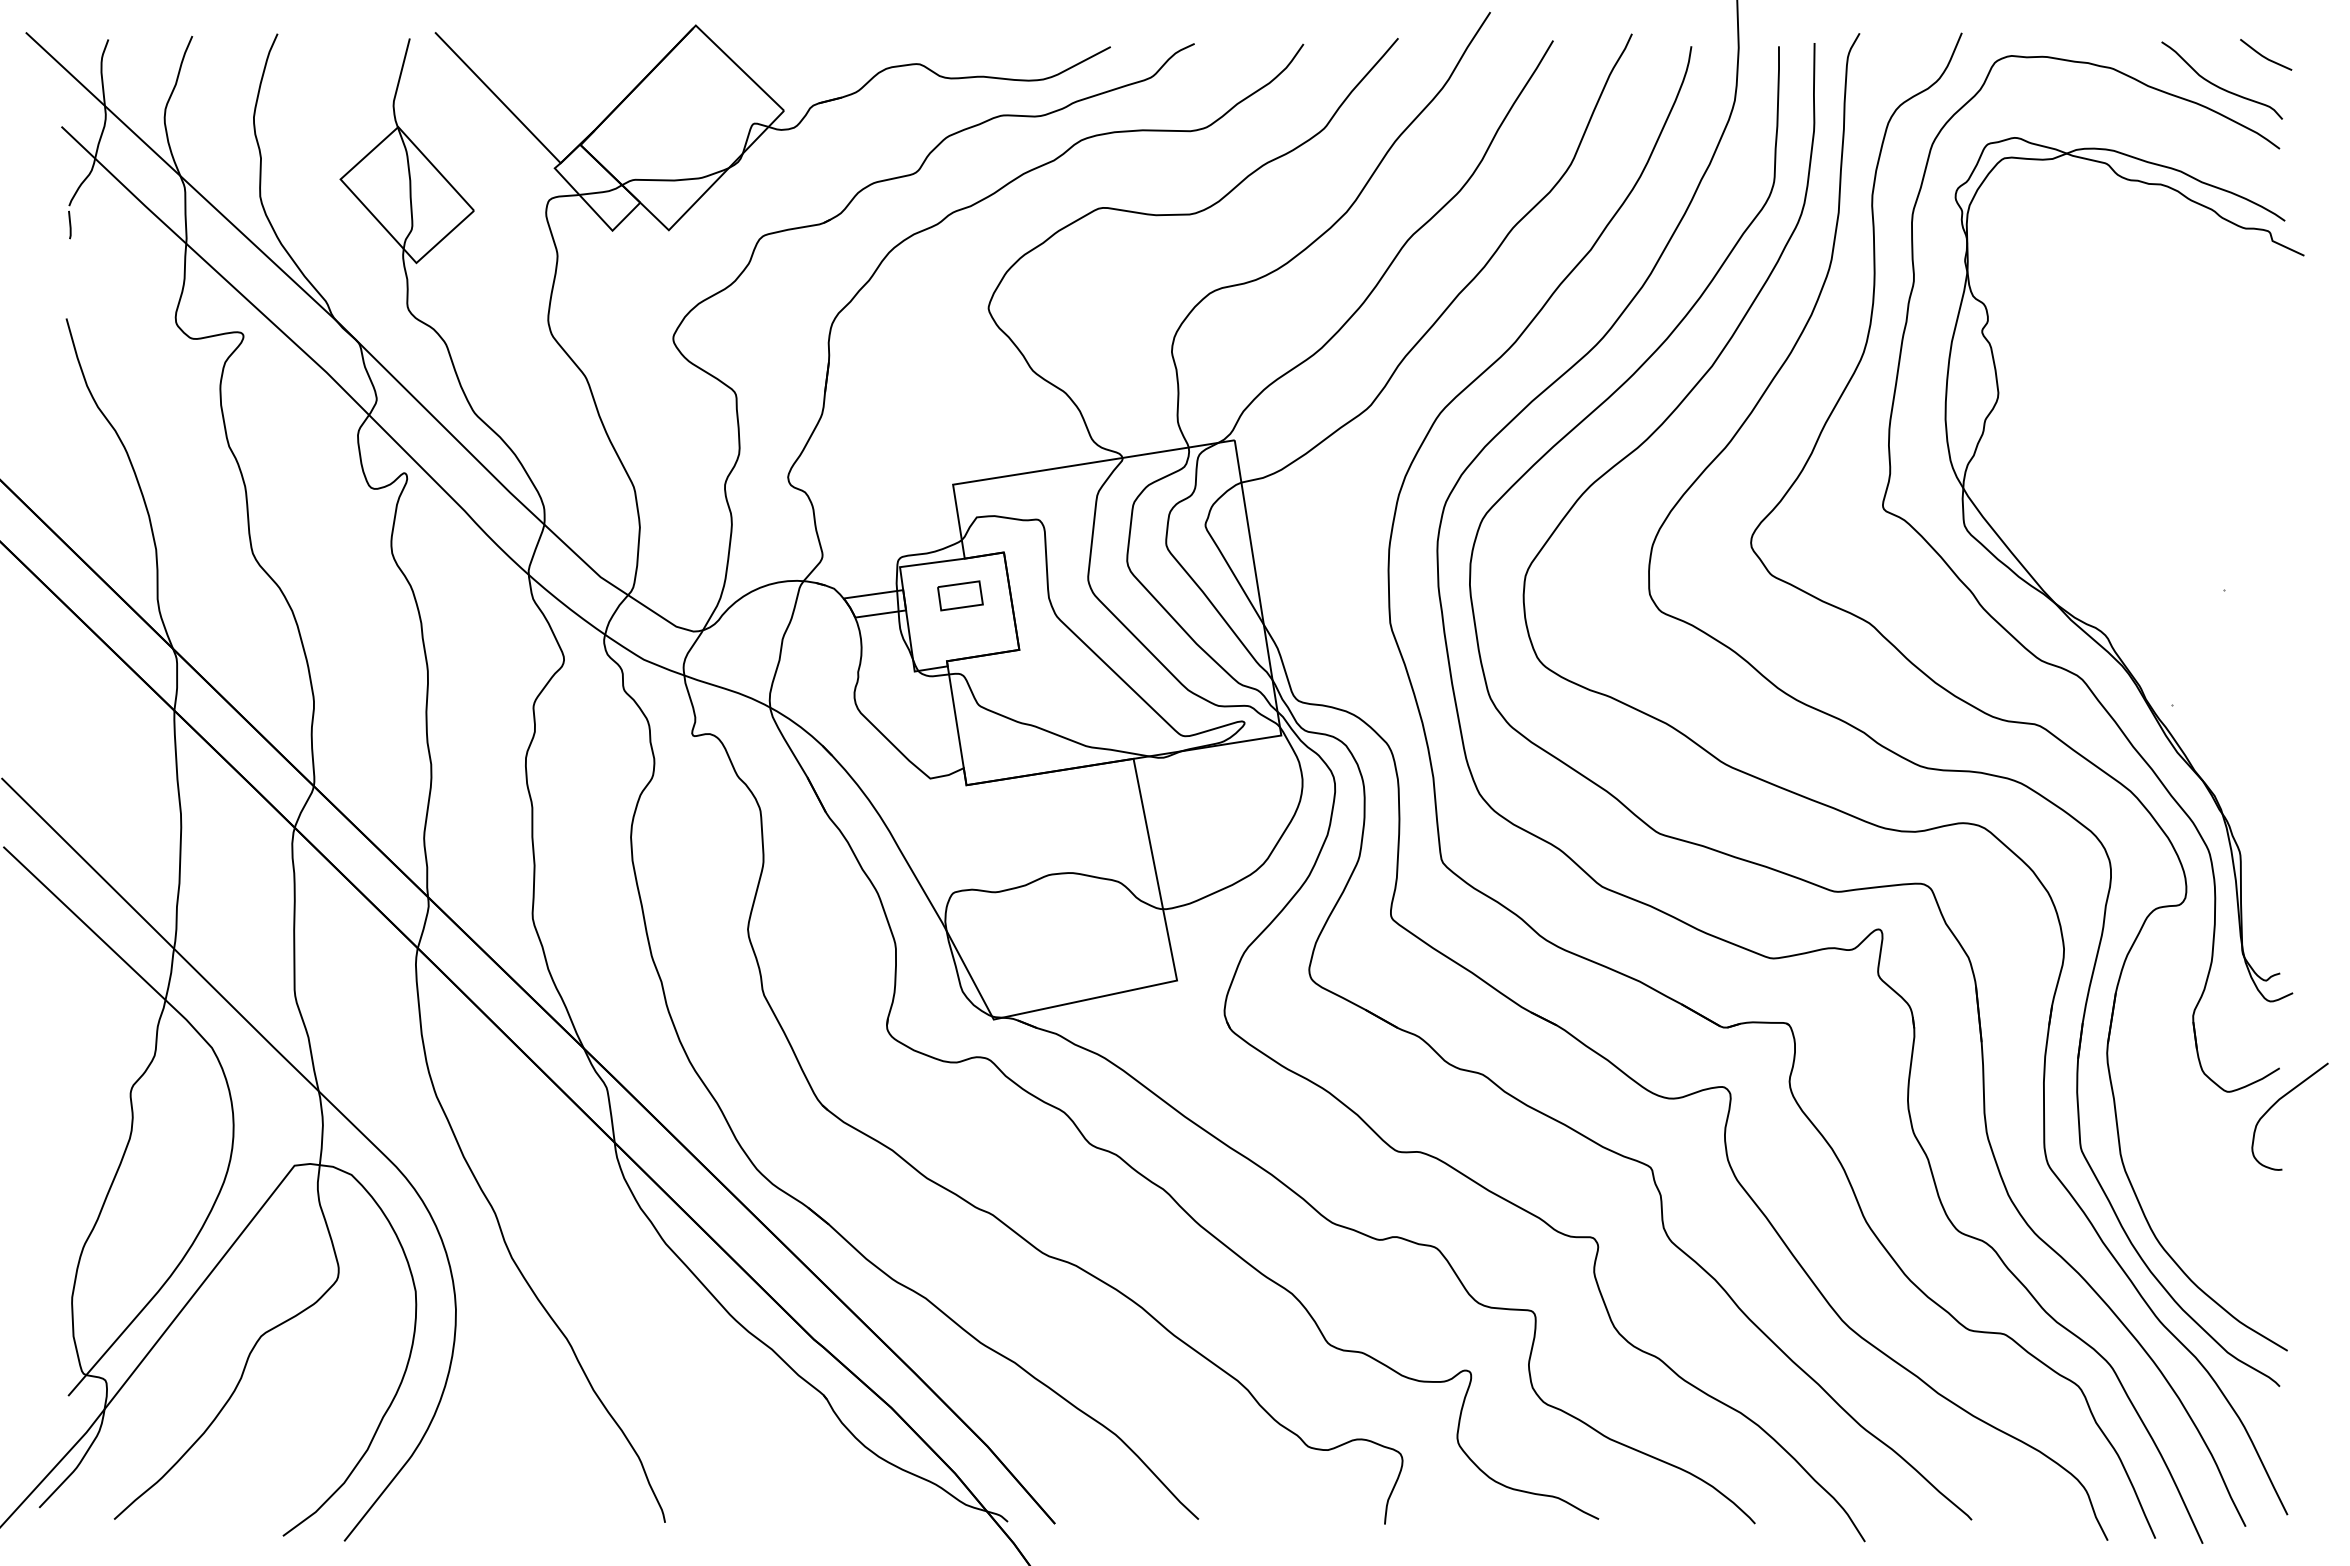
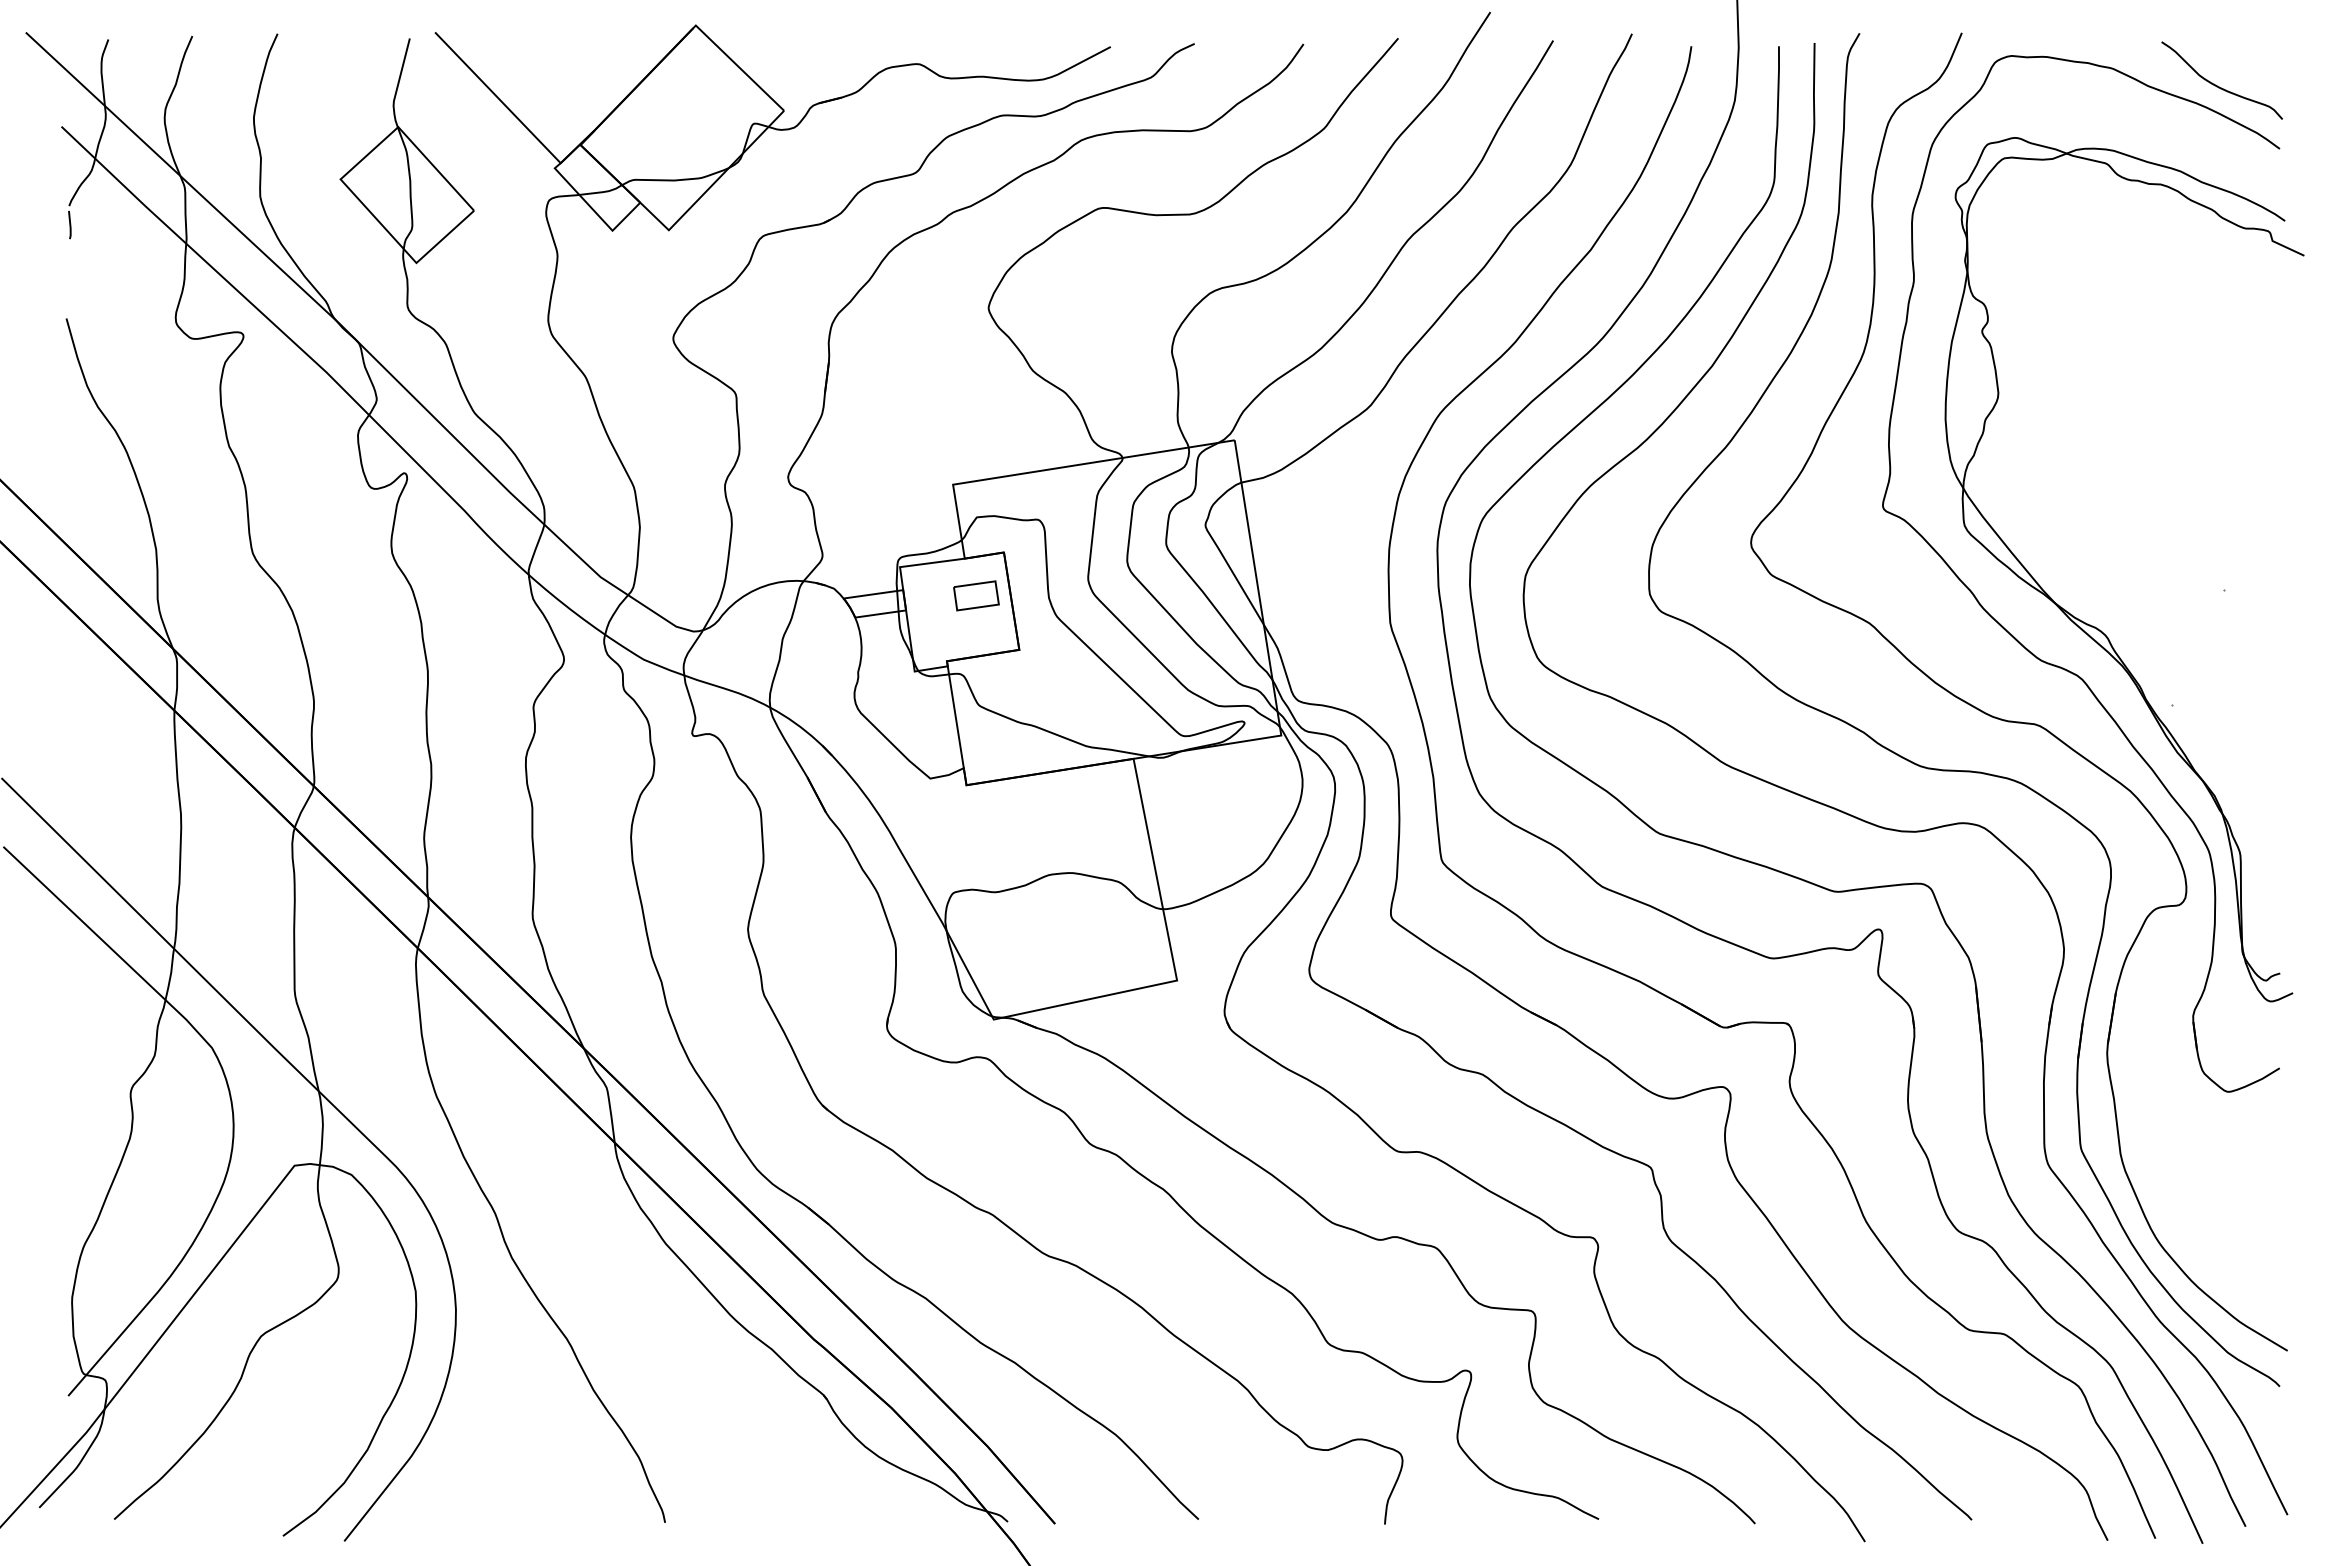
line: present -> none (2265, 56)
part position: (960, 595) -> (976, 595) (976, 595)
curve: present -> none (2276, 1103)
